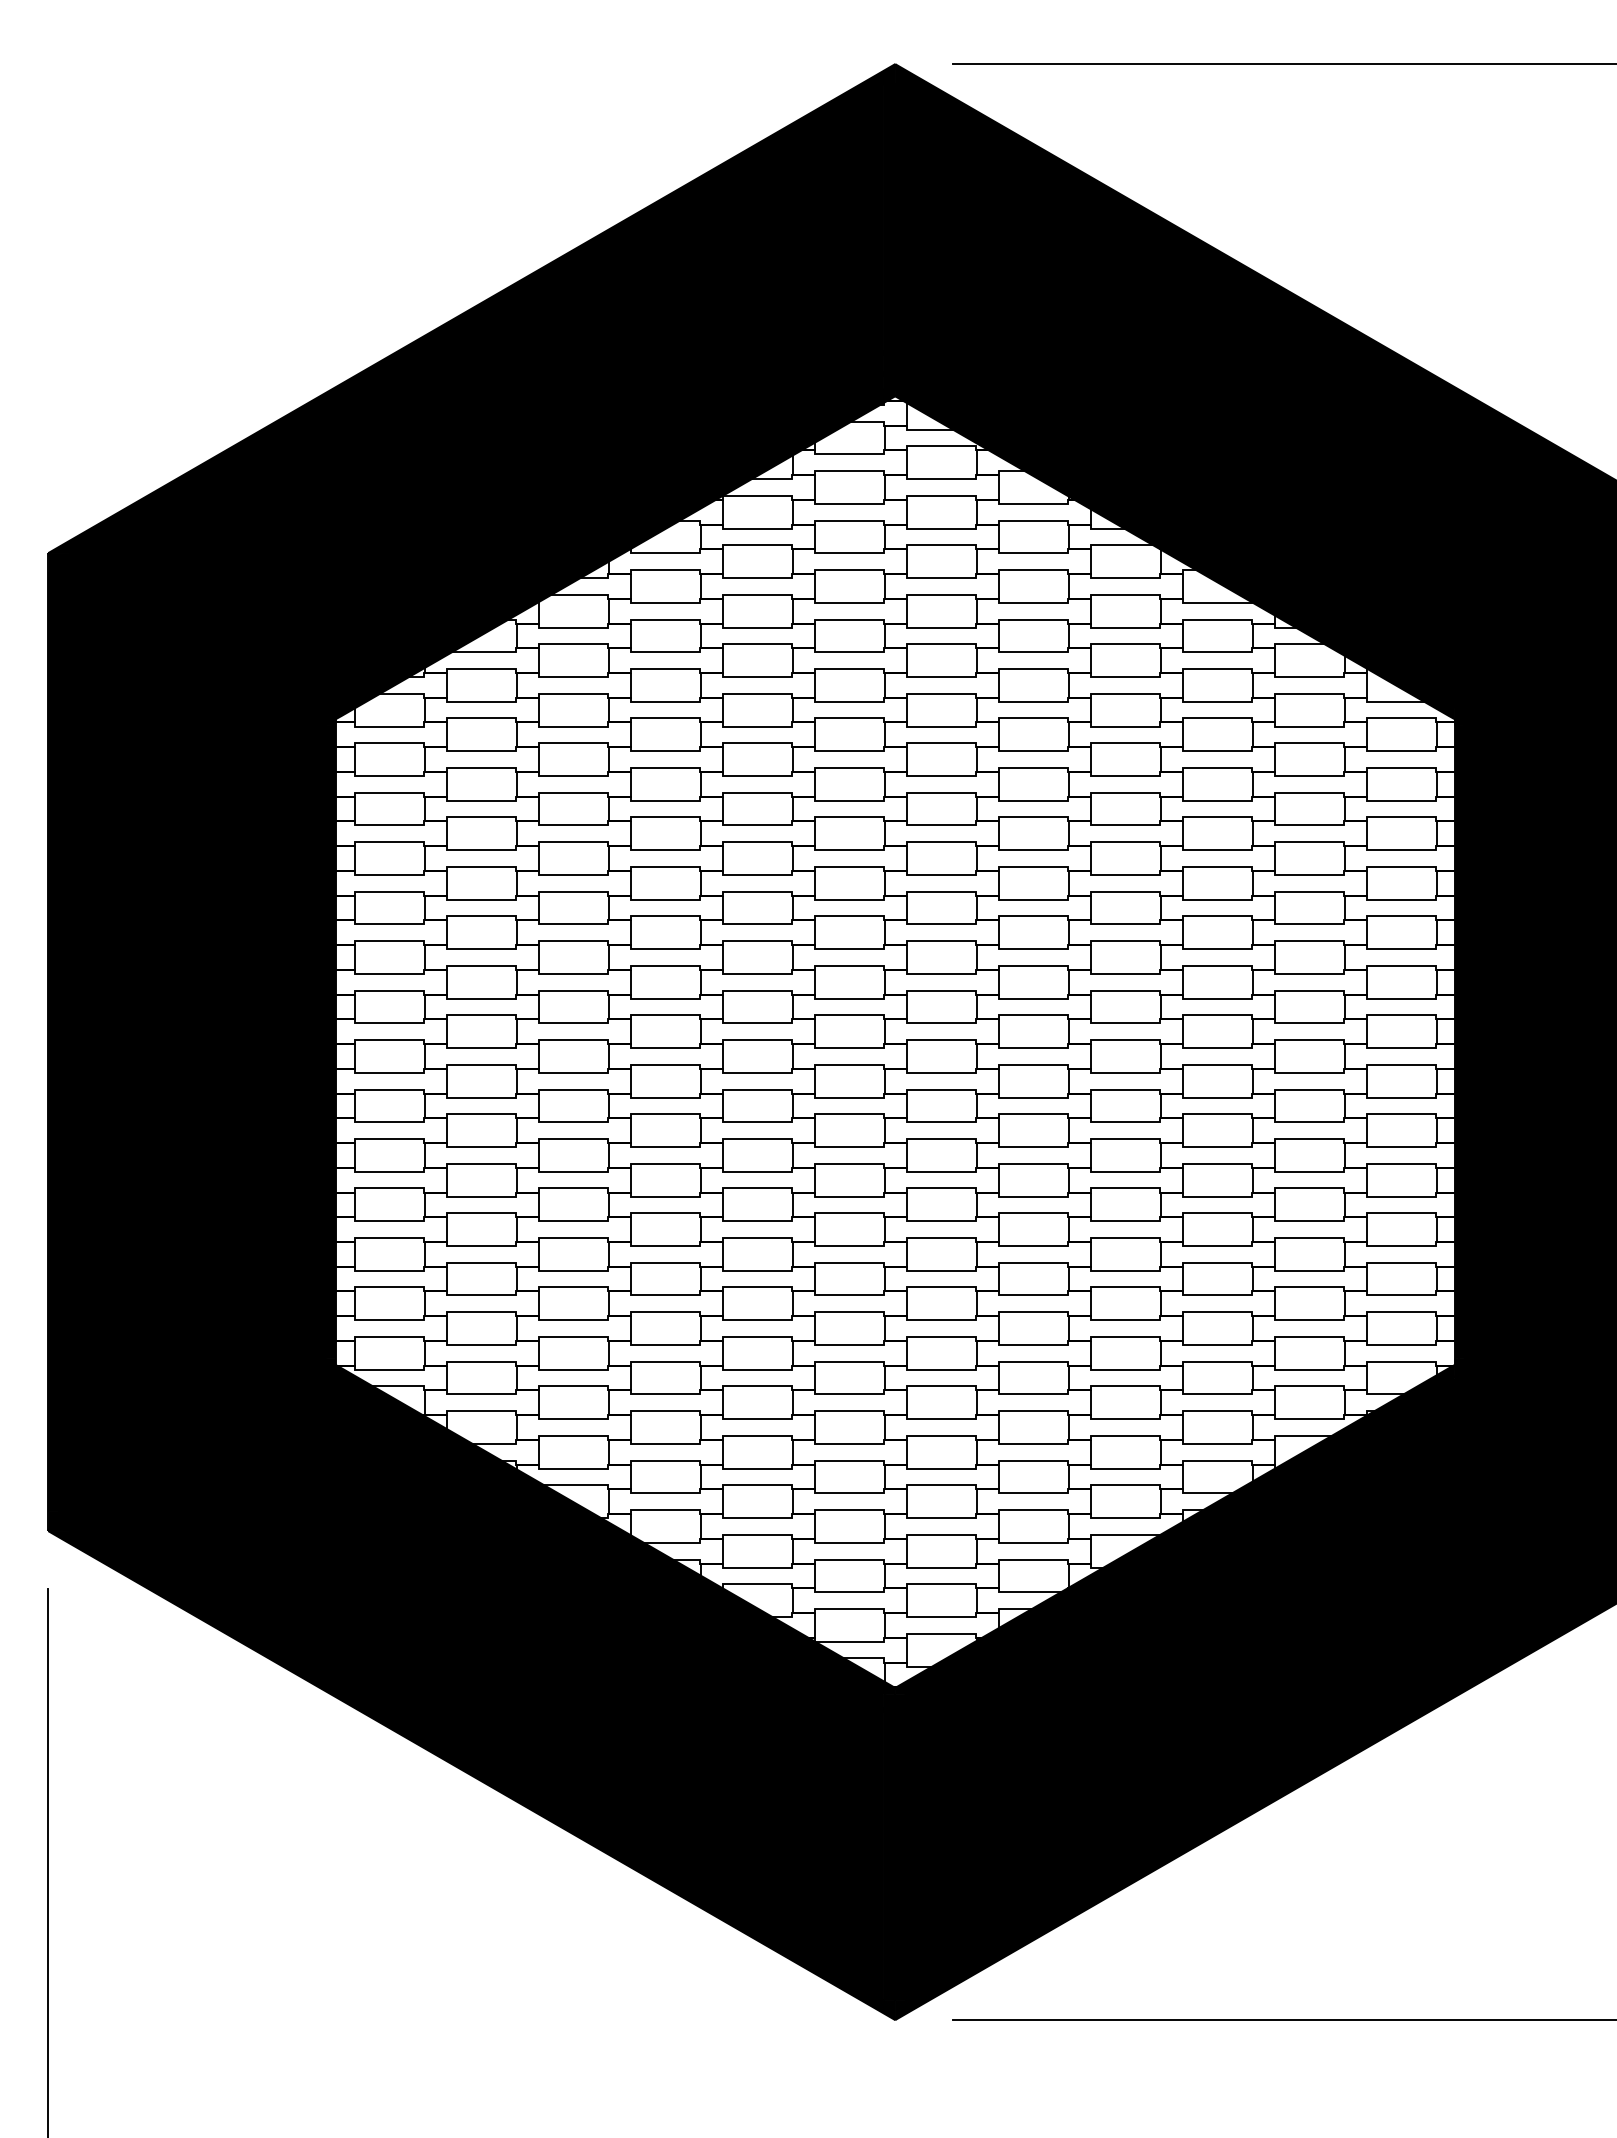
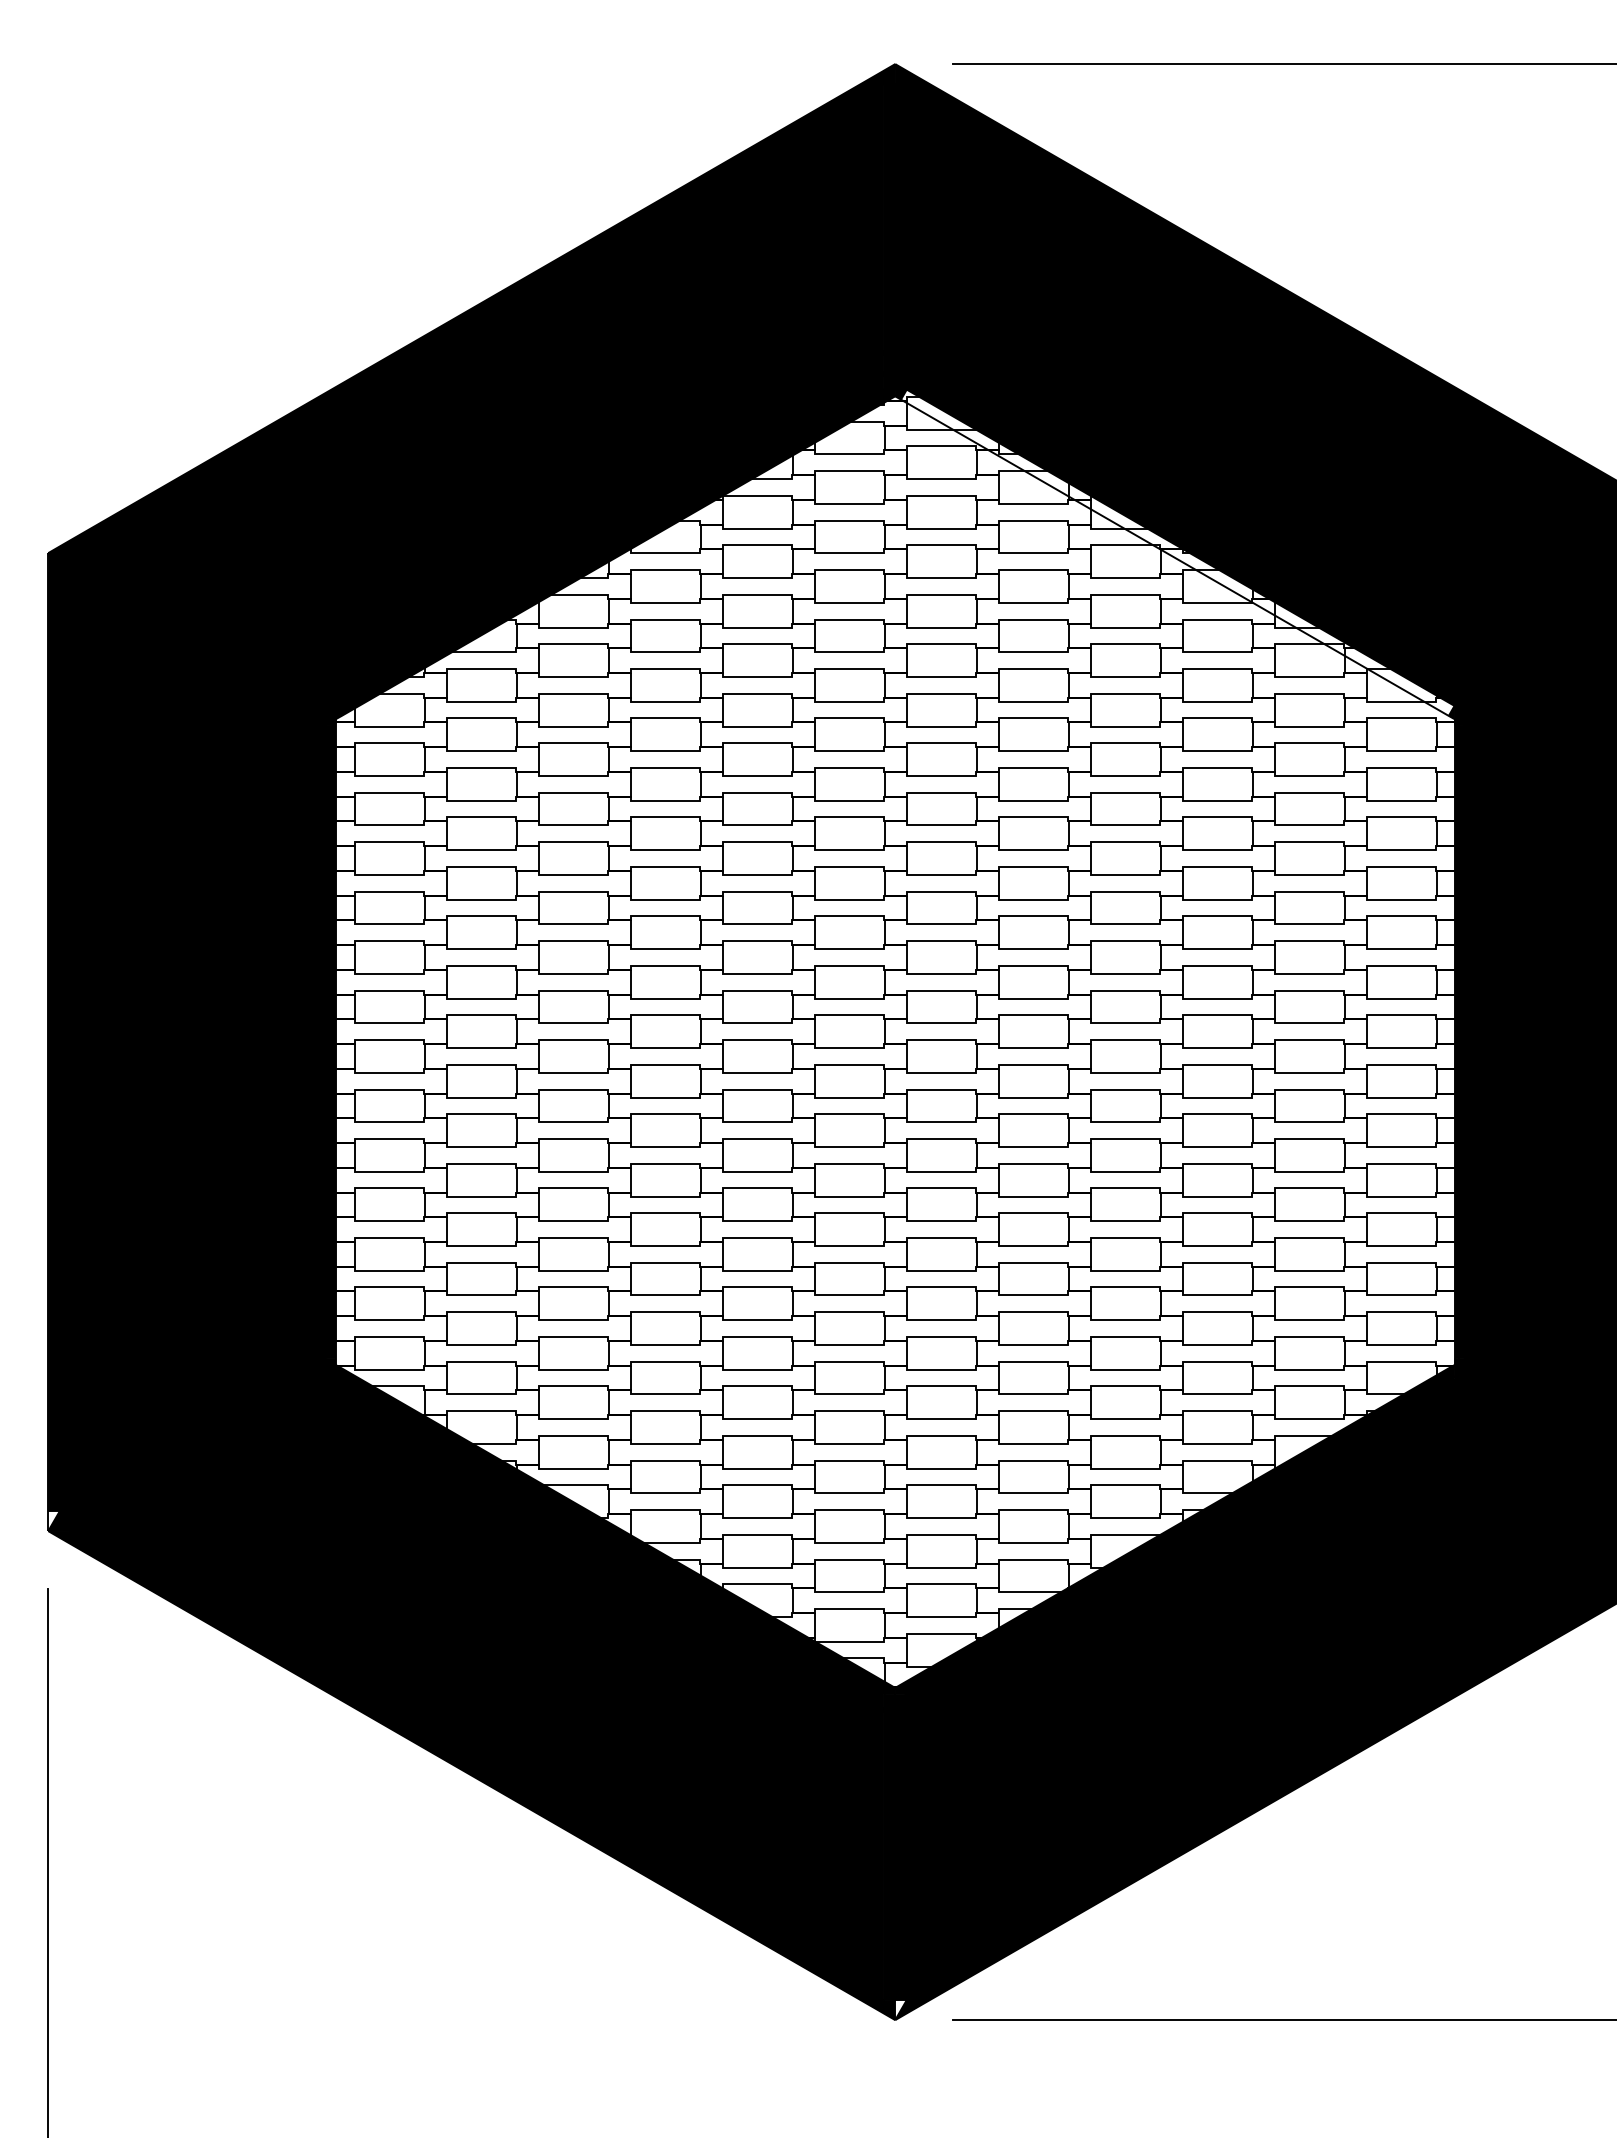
fill: present -> none (1177, 552)
fill: present -> none (53, 1521)
fill: present -> none (900, 2010)
